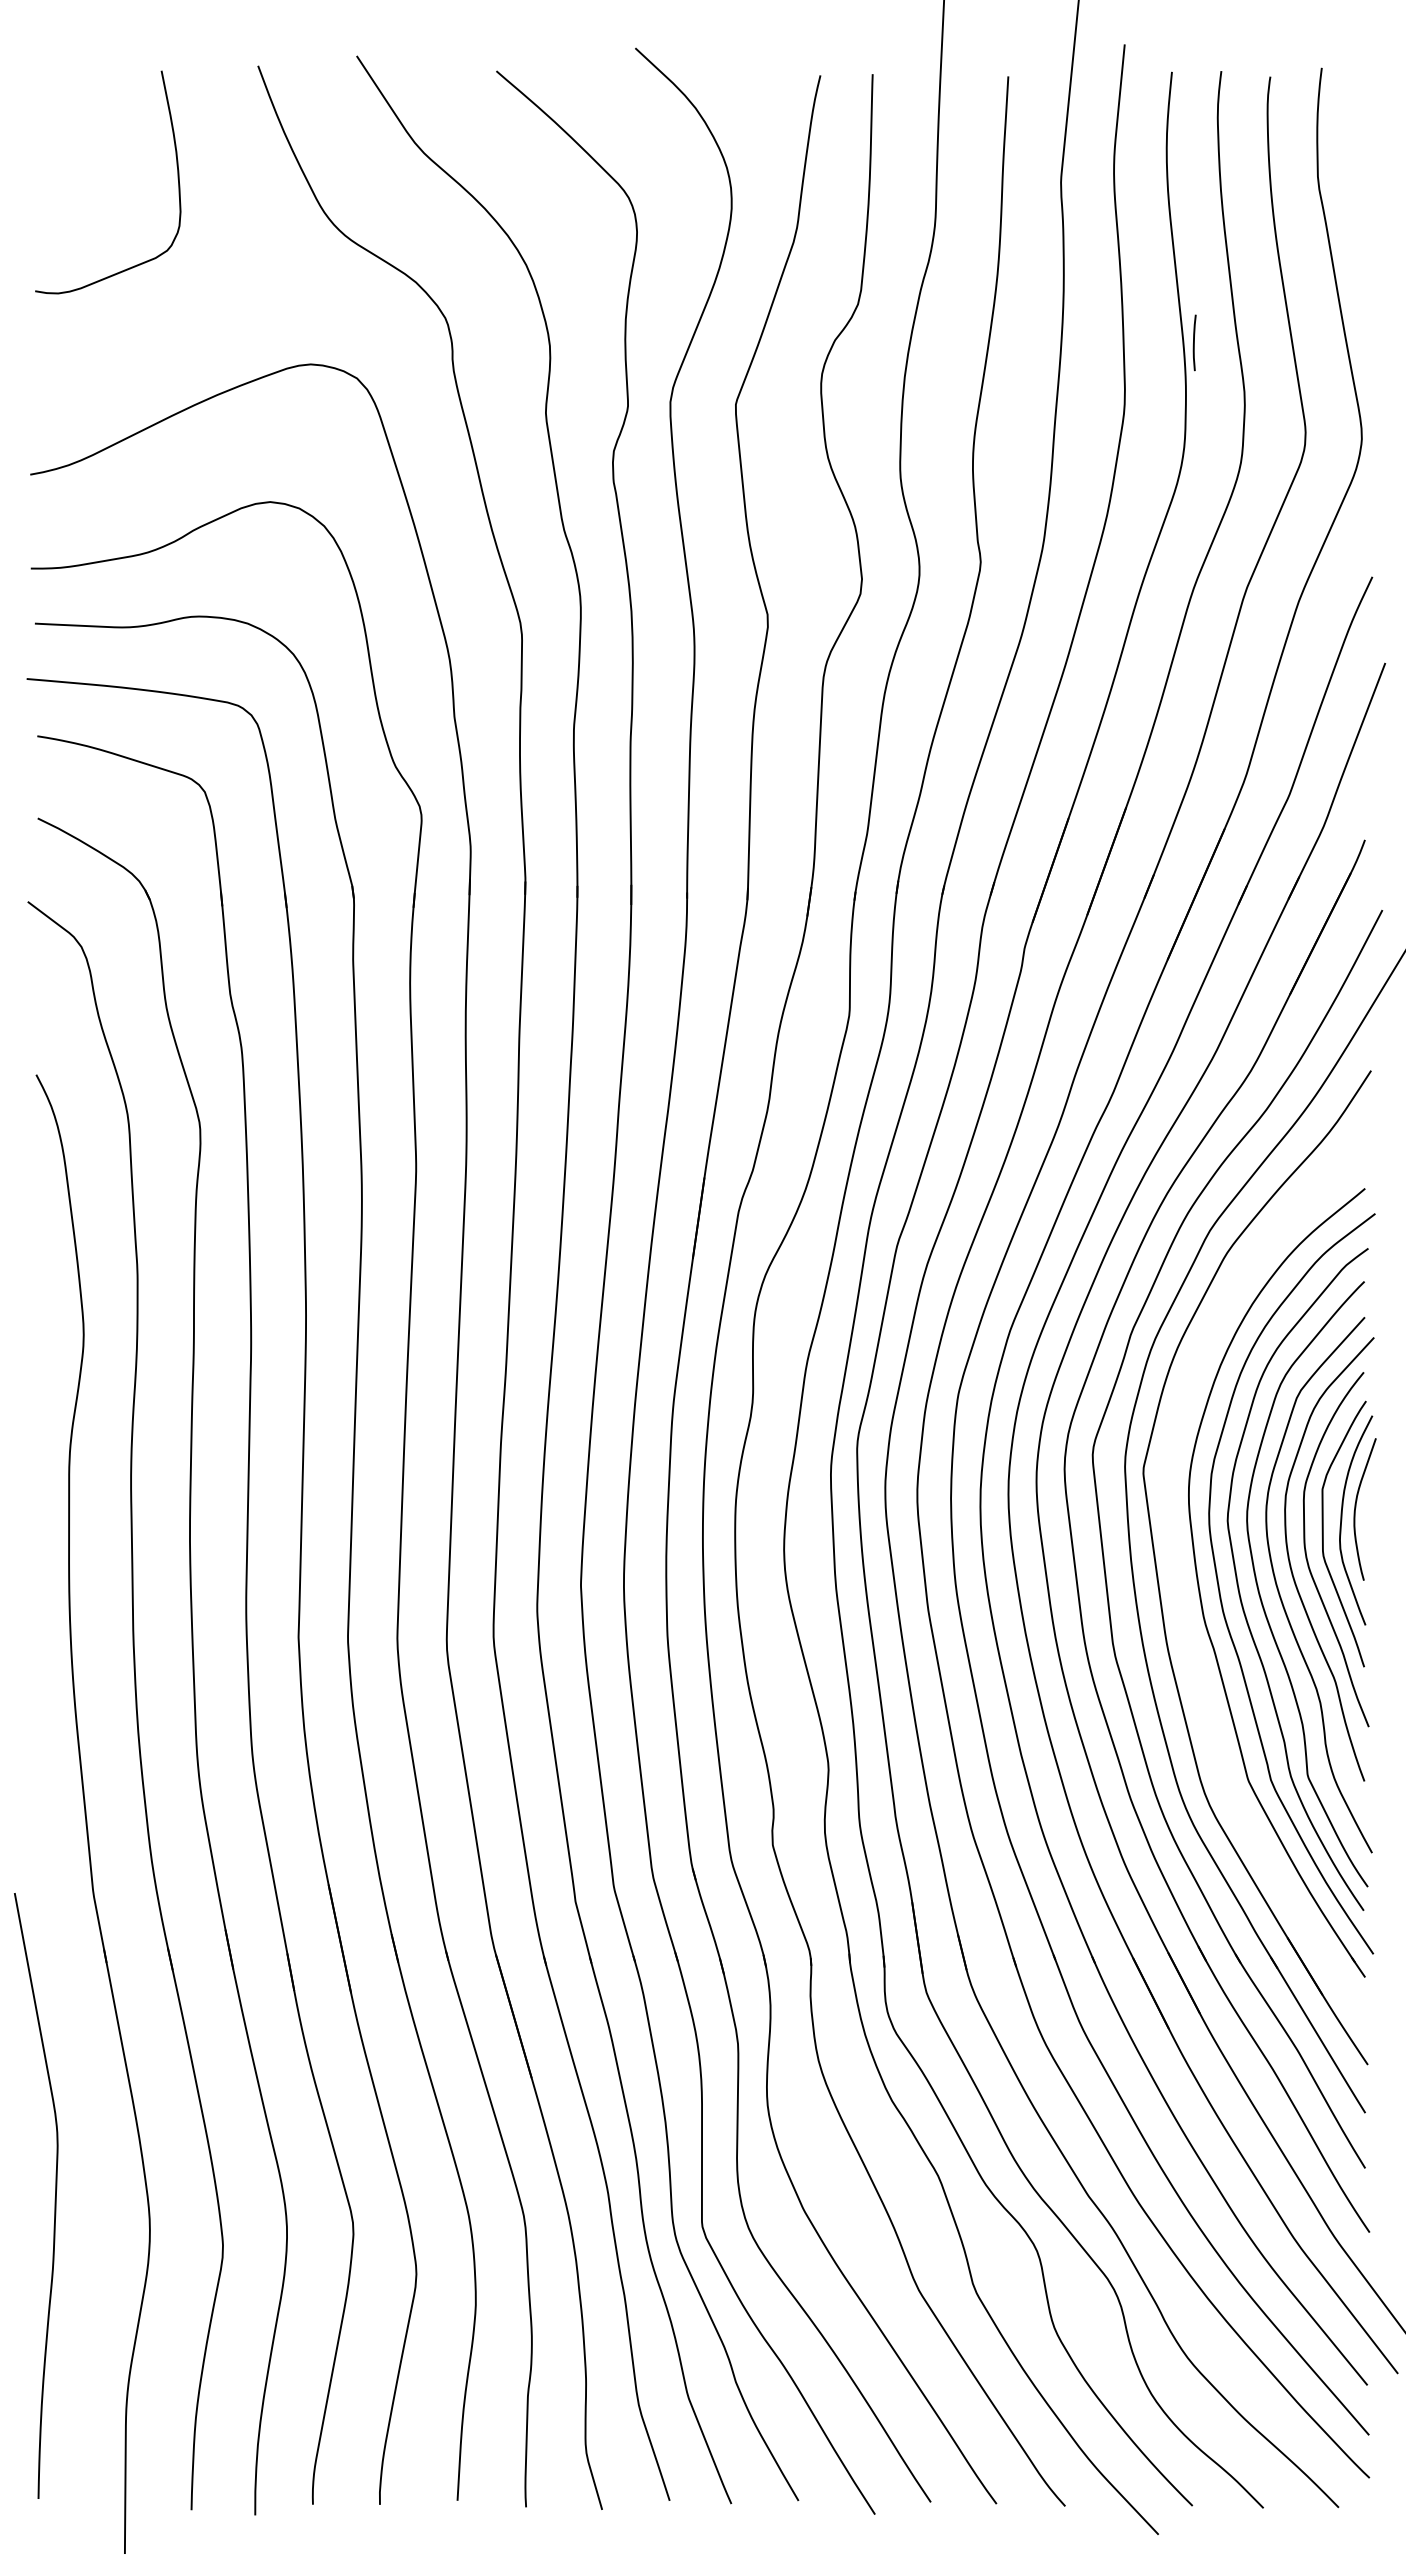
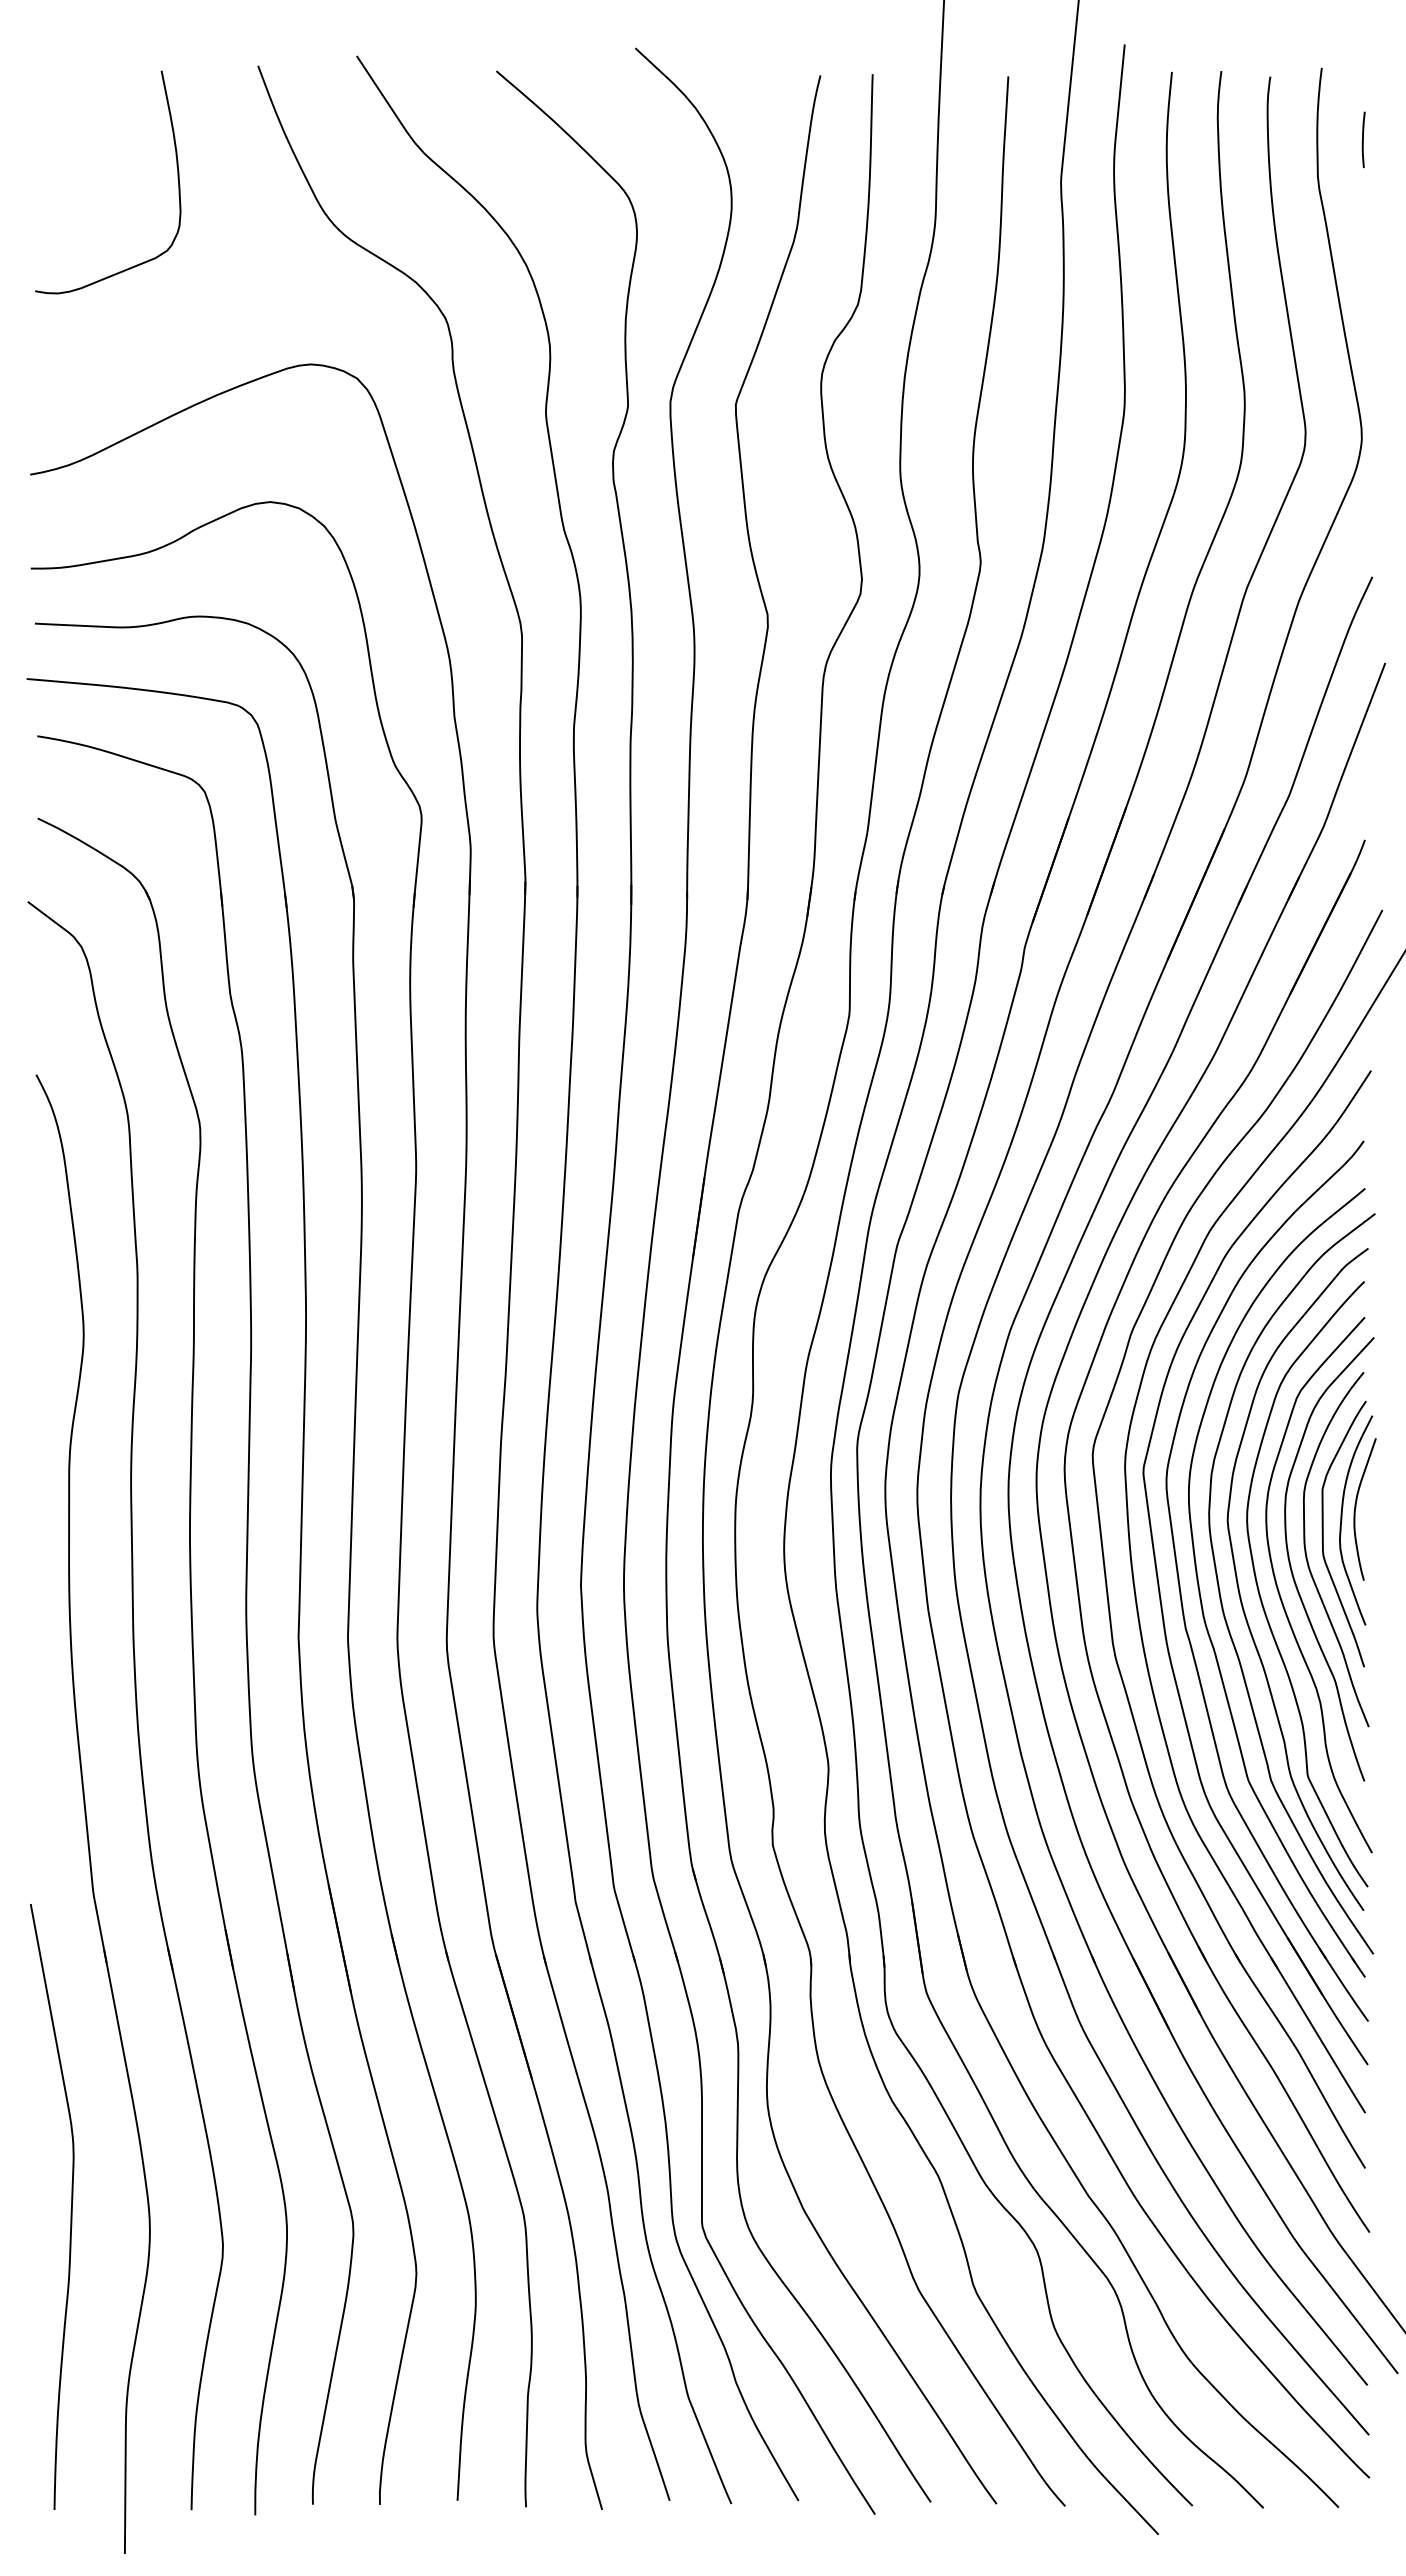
curve position: (1194, 342) -> (1363, 139) (1363, 139)
part: none -> present (1181, 1591)
curve position: (54, 2198) -> (70, 2209) (70, 2209)
